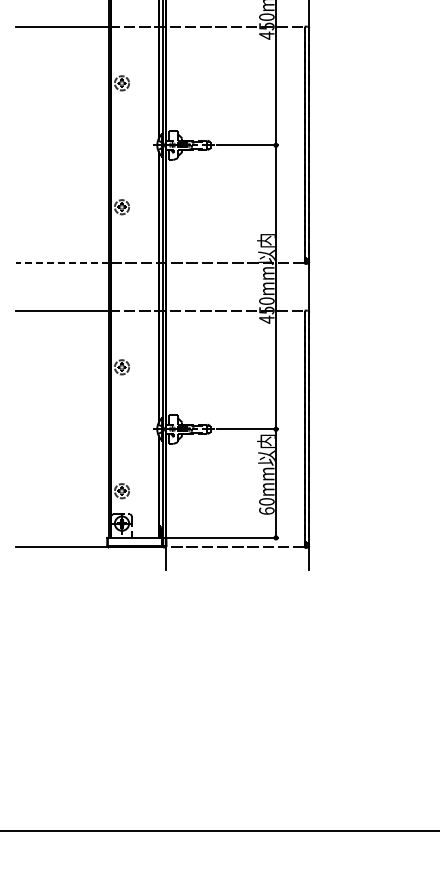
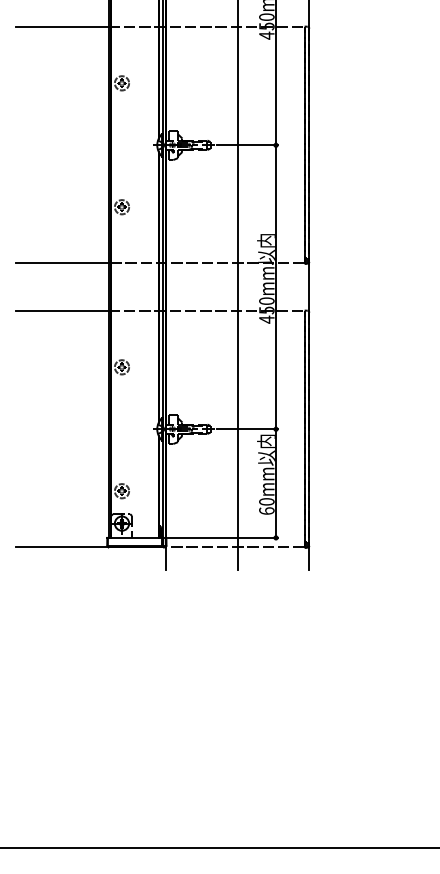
line: dashed -> solid (61, 263)
line: none -> present (237, 286)
line position: (219, 830) -> (219, 847) (219, 847)
